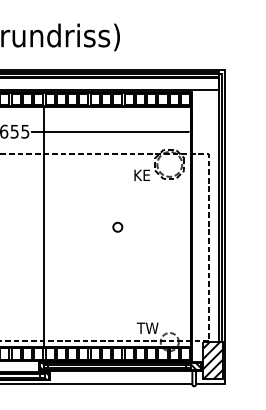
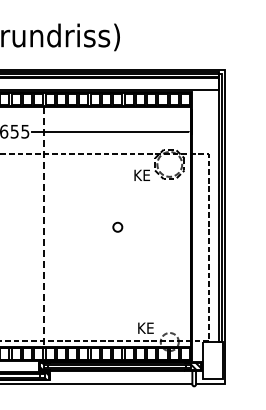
line: solid -> dashed (44, 227)
text: TW -> KE (147, 327)
hatch: present -> none (212, 360)
